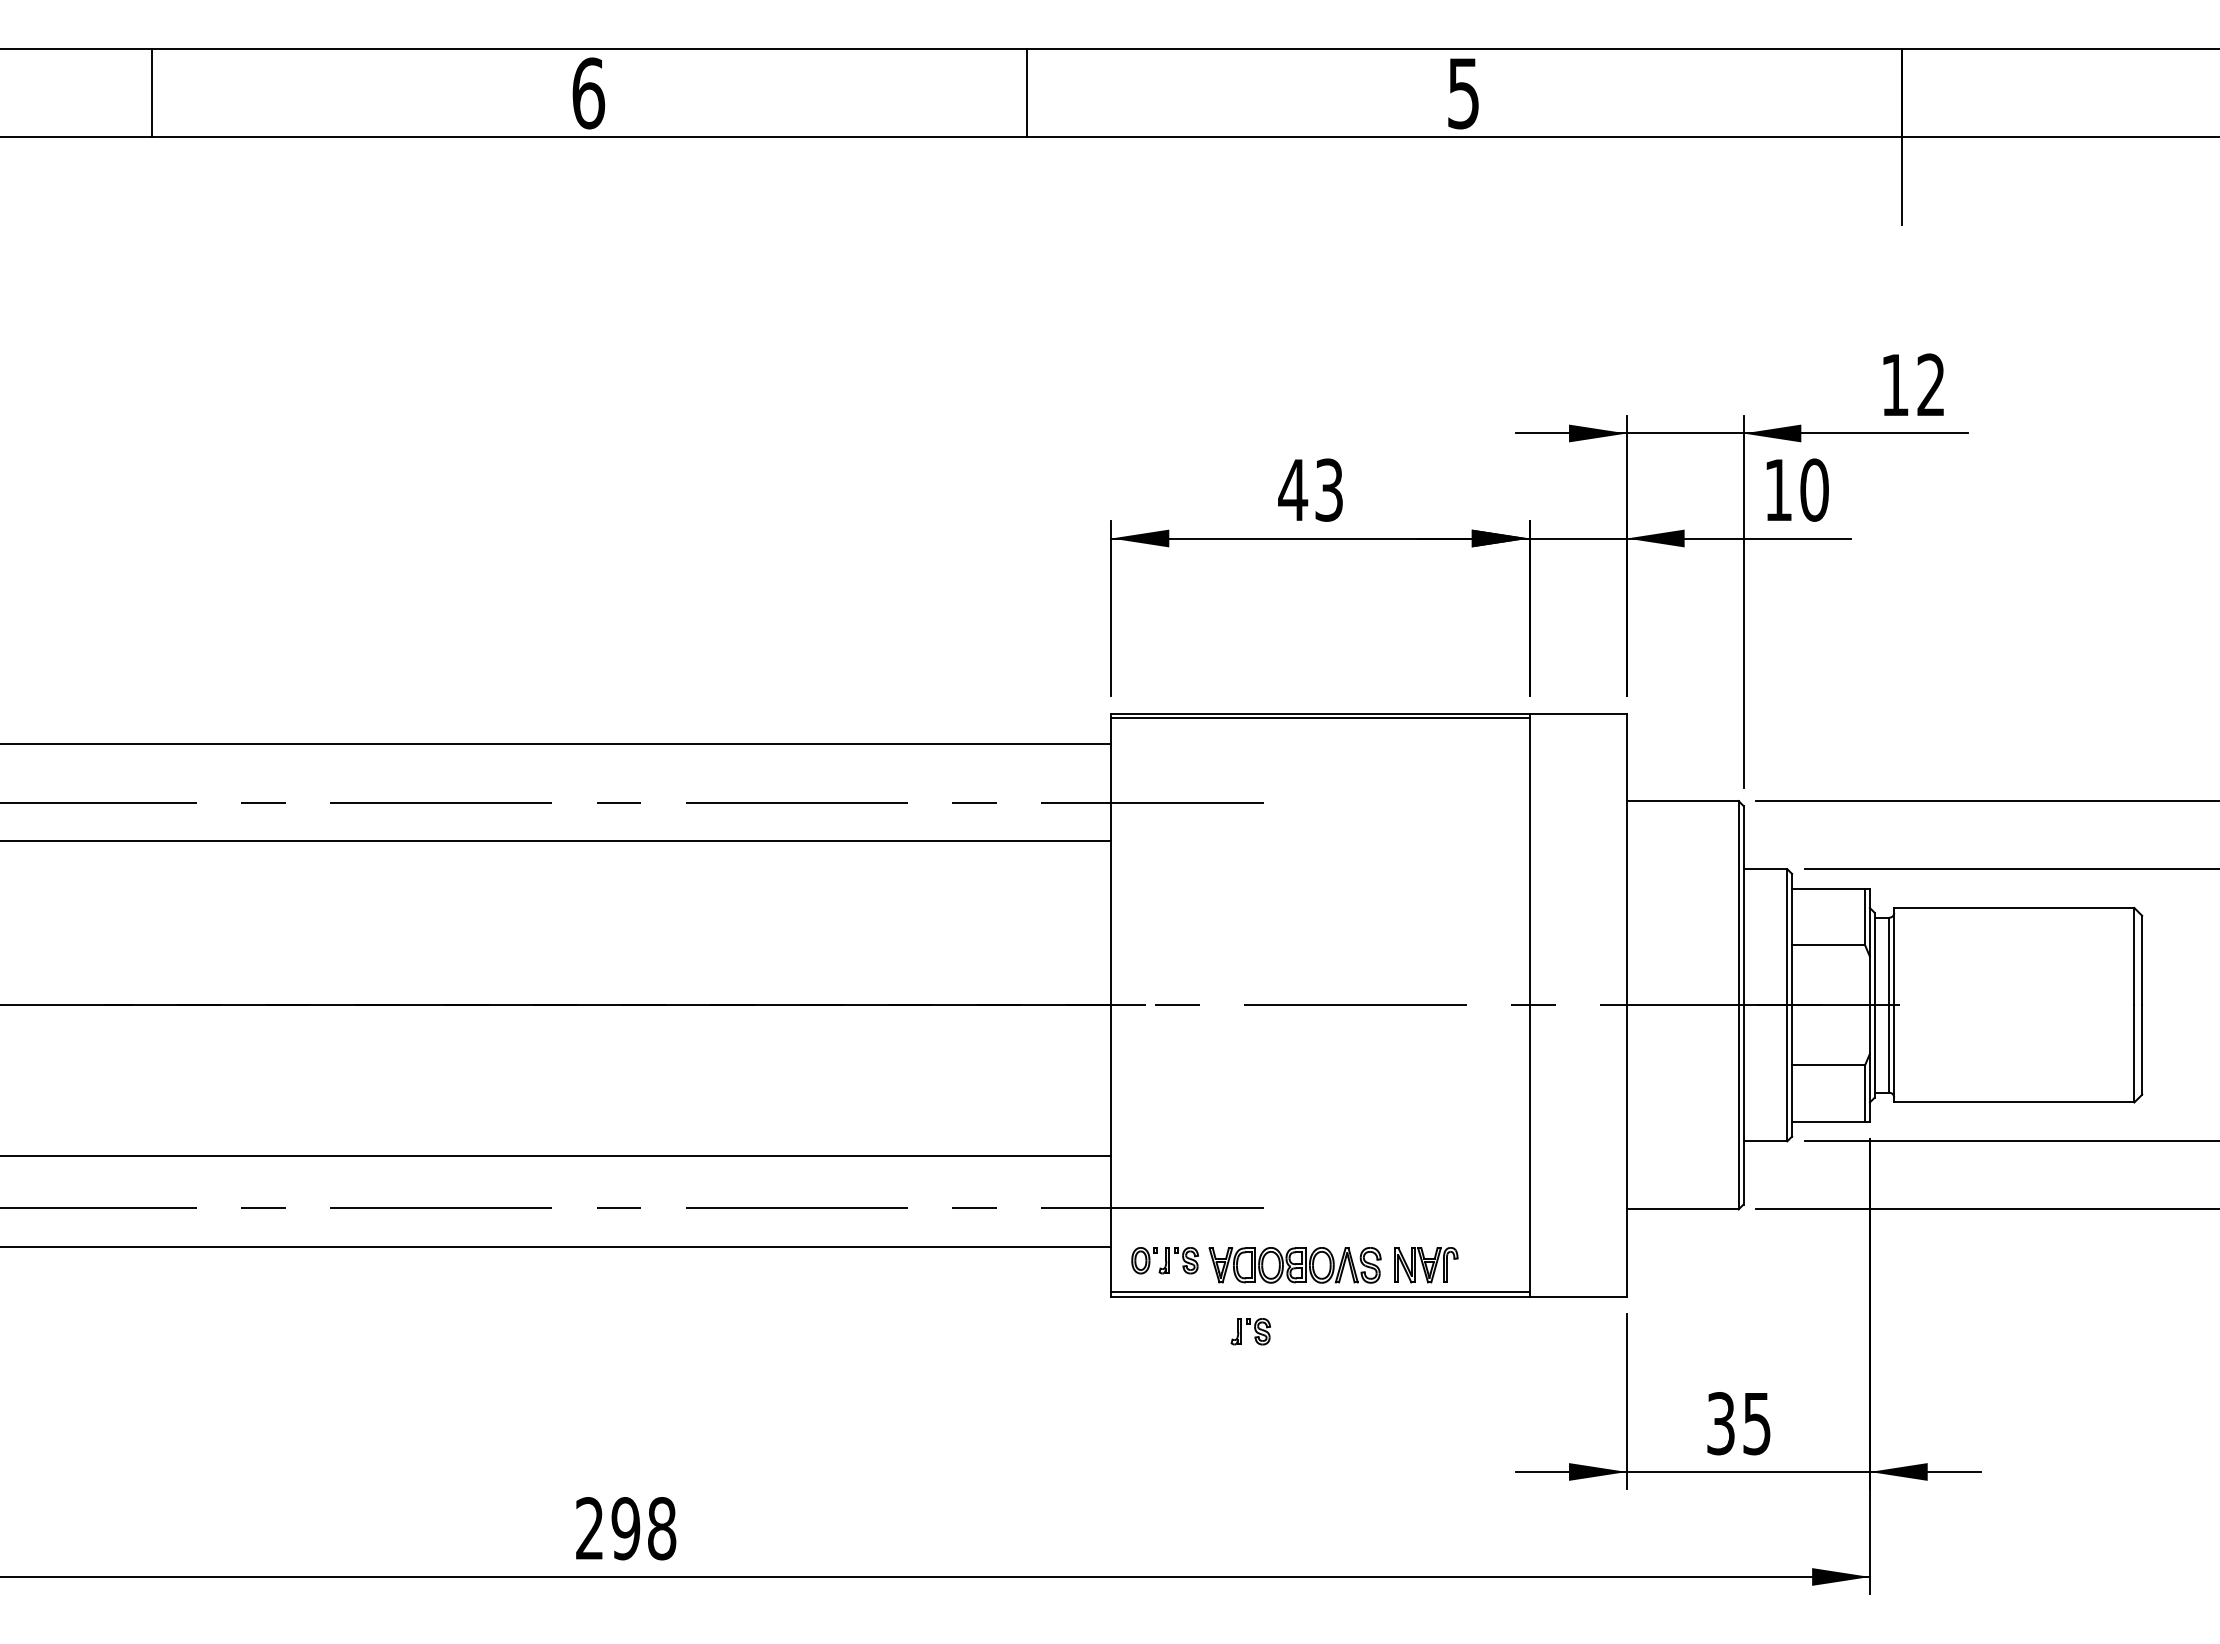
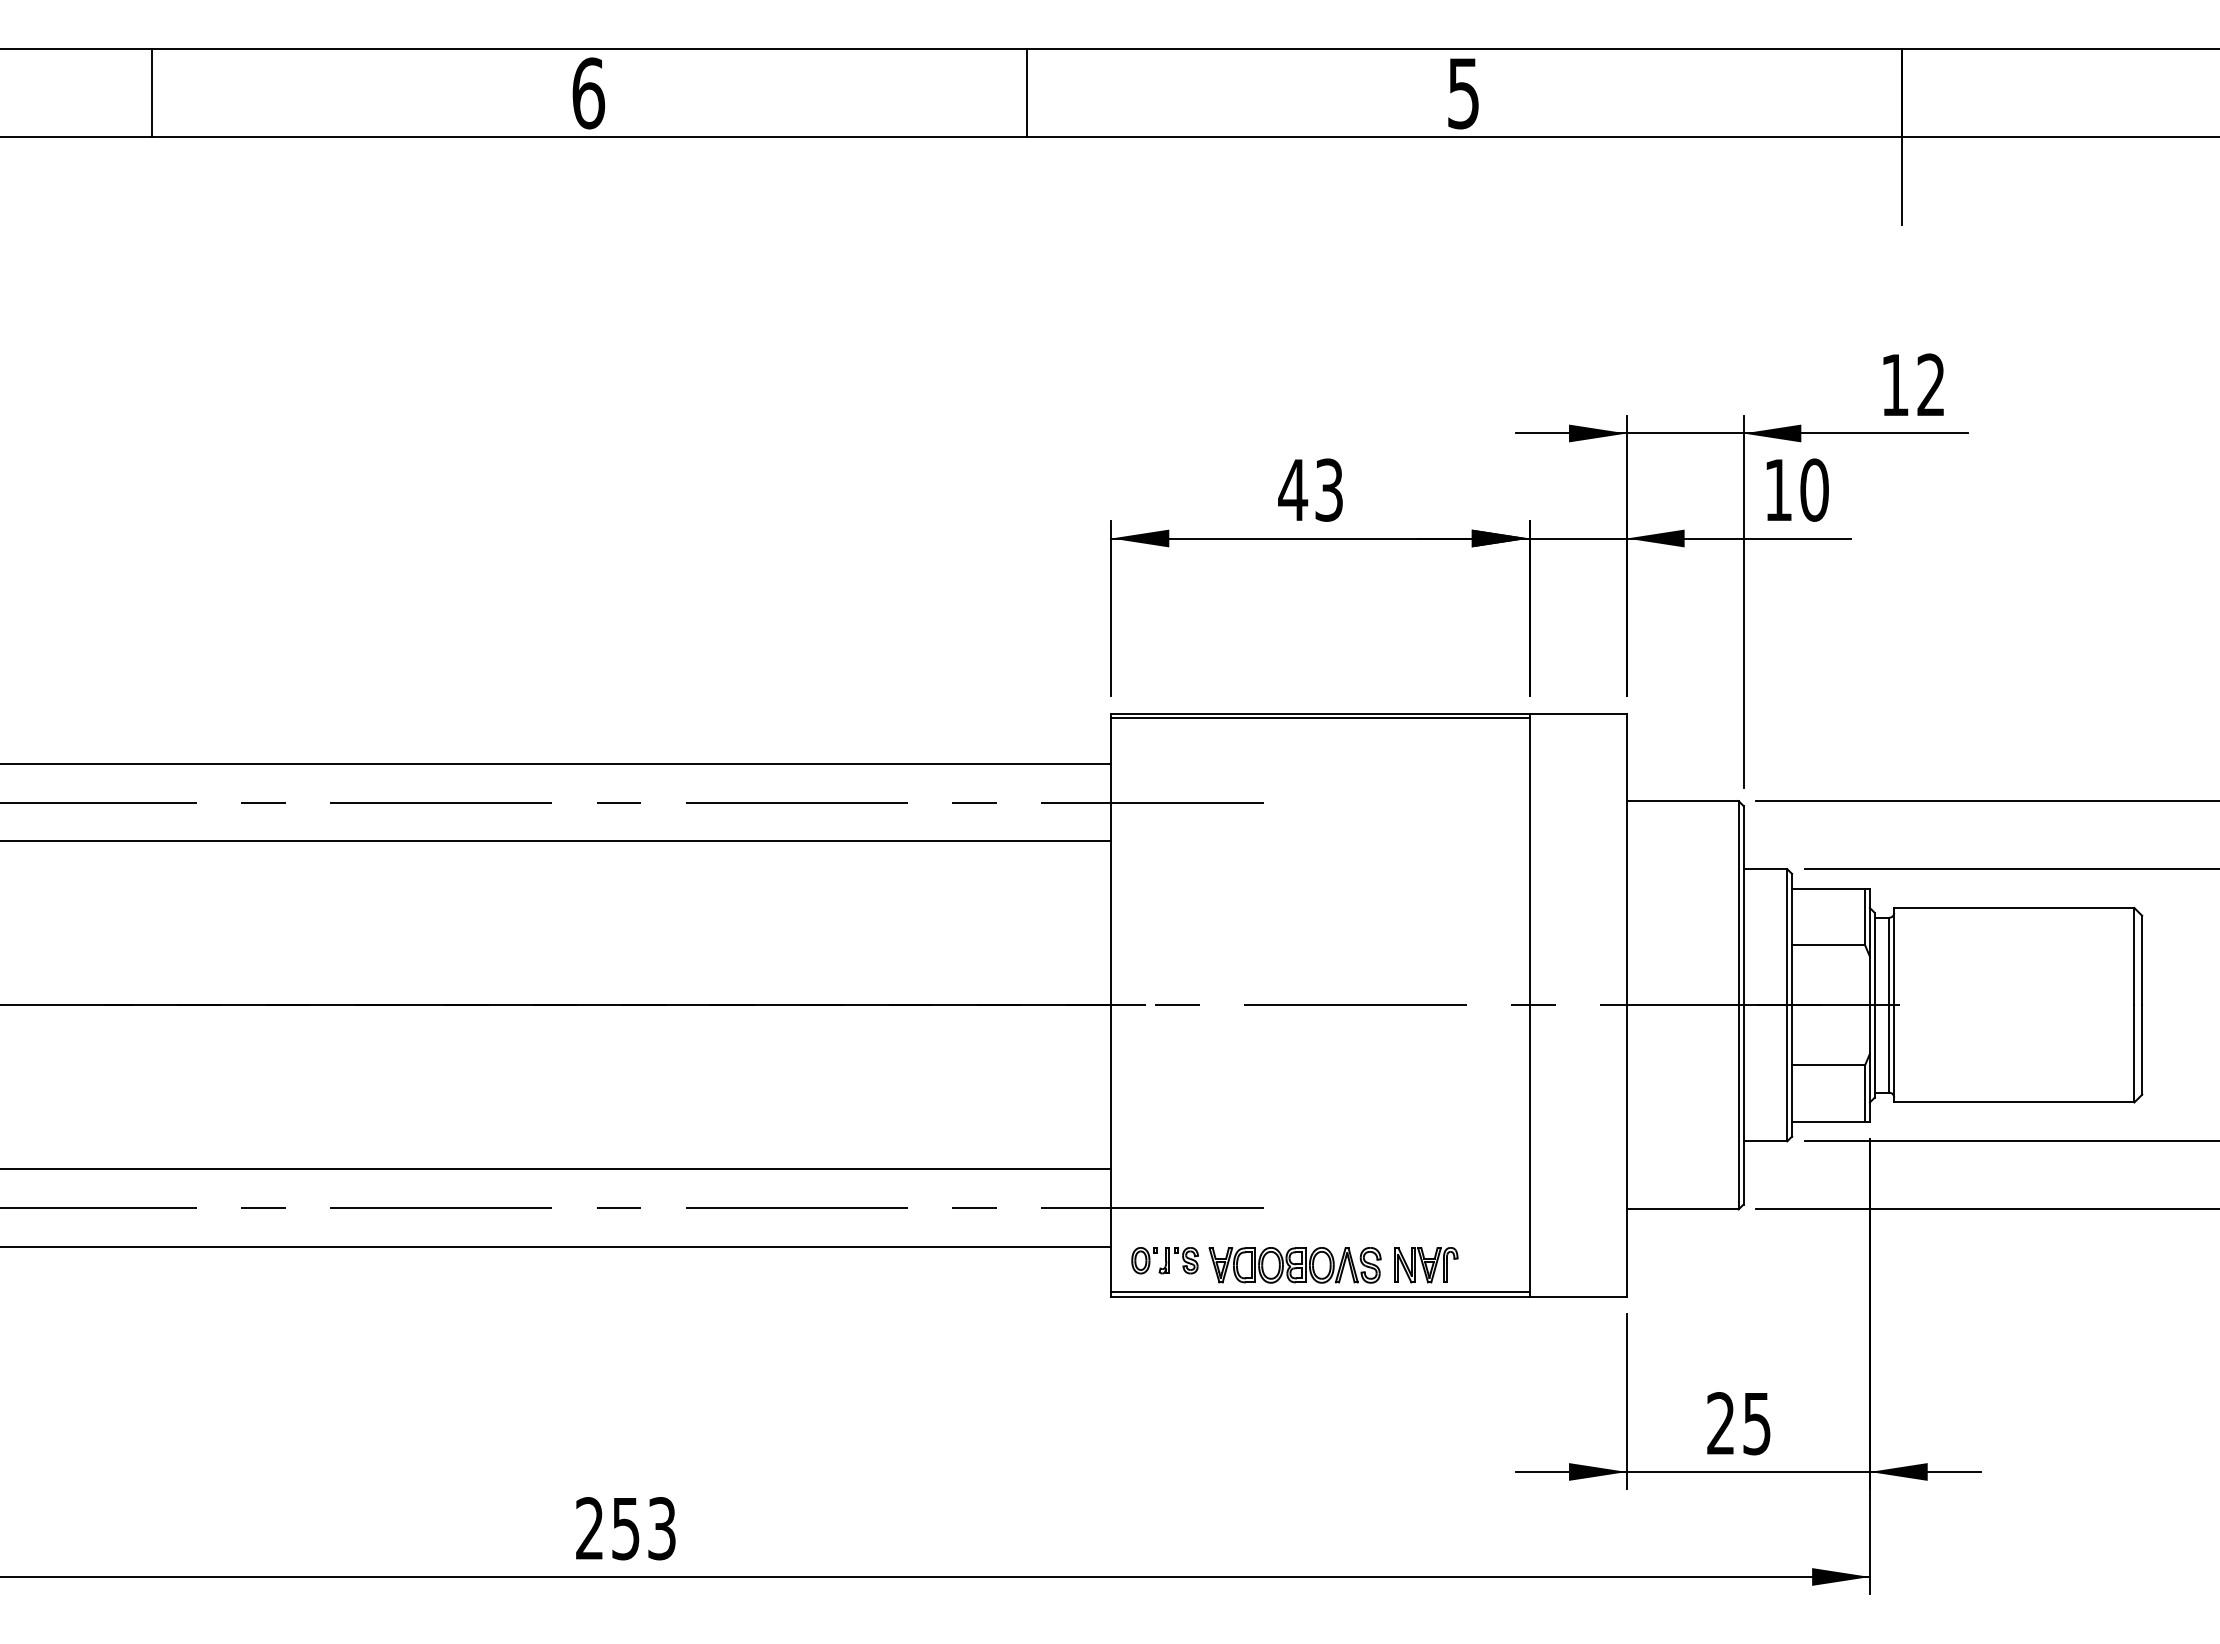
line position: (556, 743) -> (556, 763) (556, 763)
line position: (556, 1156) -> (556, 1169) (556, 1169)
part: present -> none (1250, 1331)
text: 35 -> 25 (1720, 1423)
text: 298 -> 253 (643, 1528)
